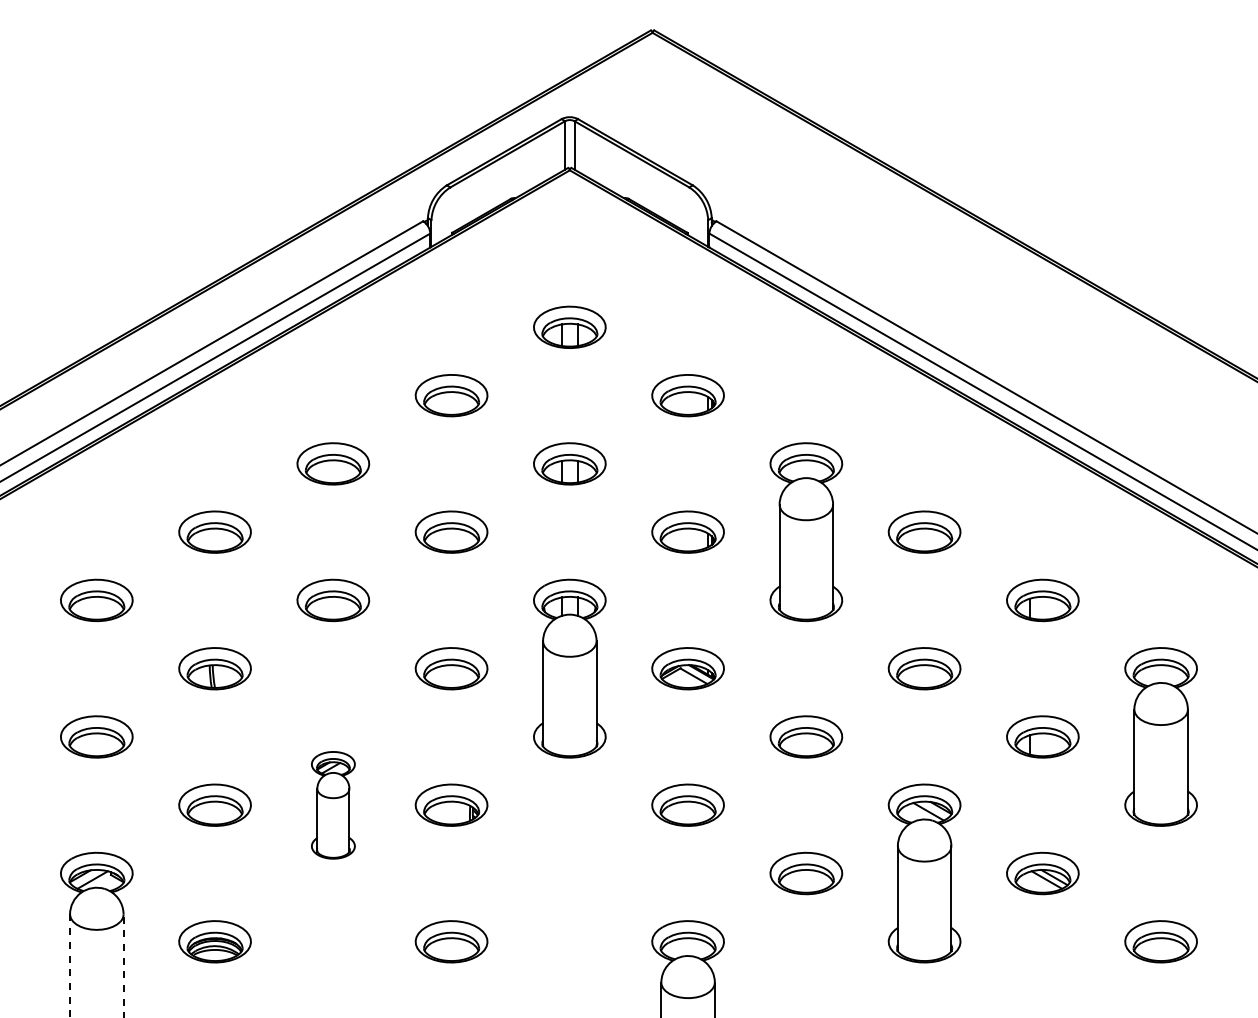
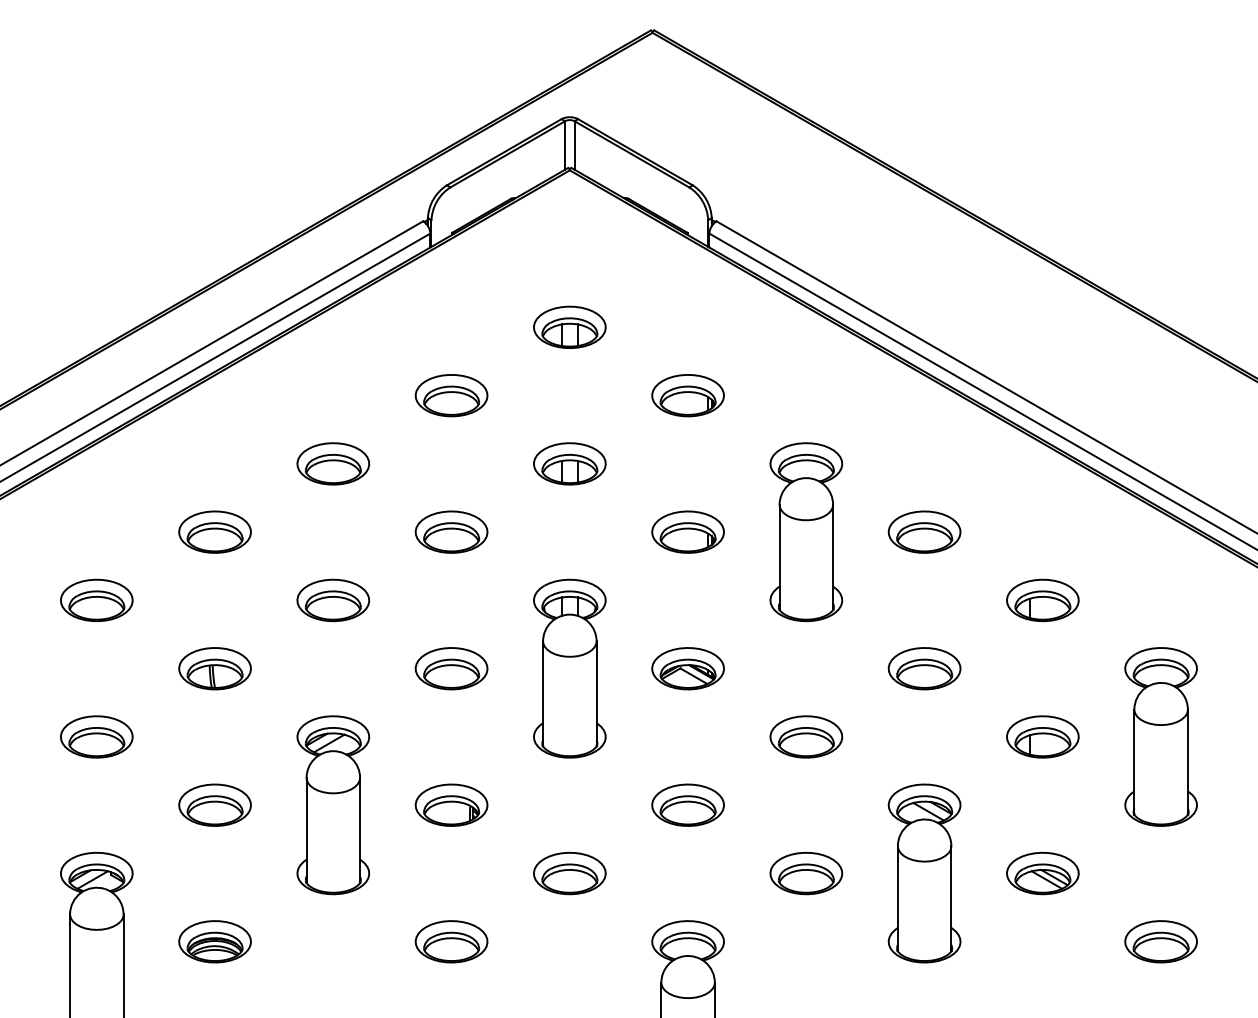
part size: 45x109 px -> 75x181 px (333, 805)
part: none -> present (569, 873)
line: dashed -> solid (123, 965)
line: dashed -> solid (70, 966)
